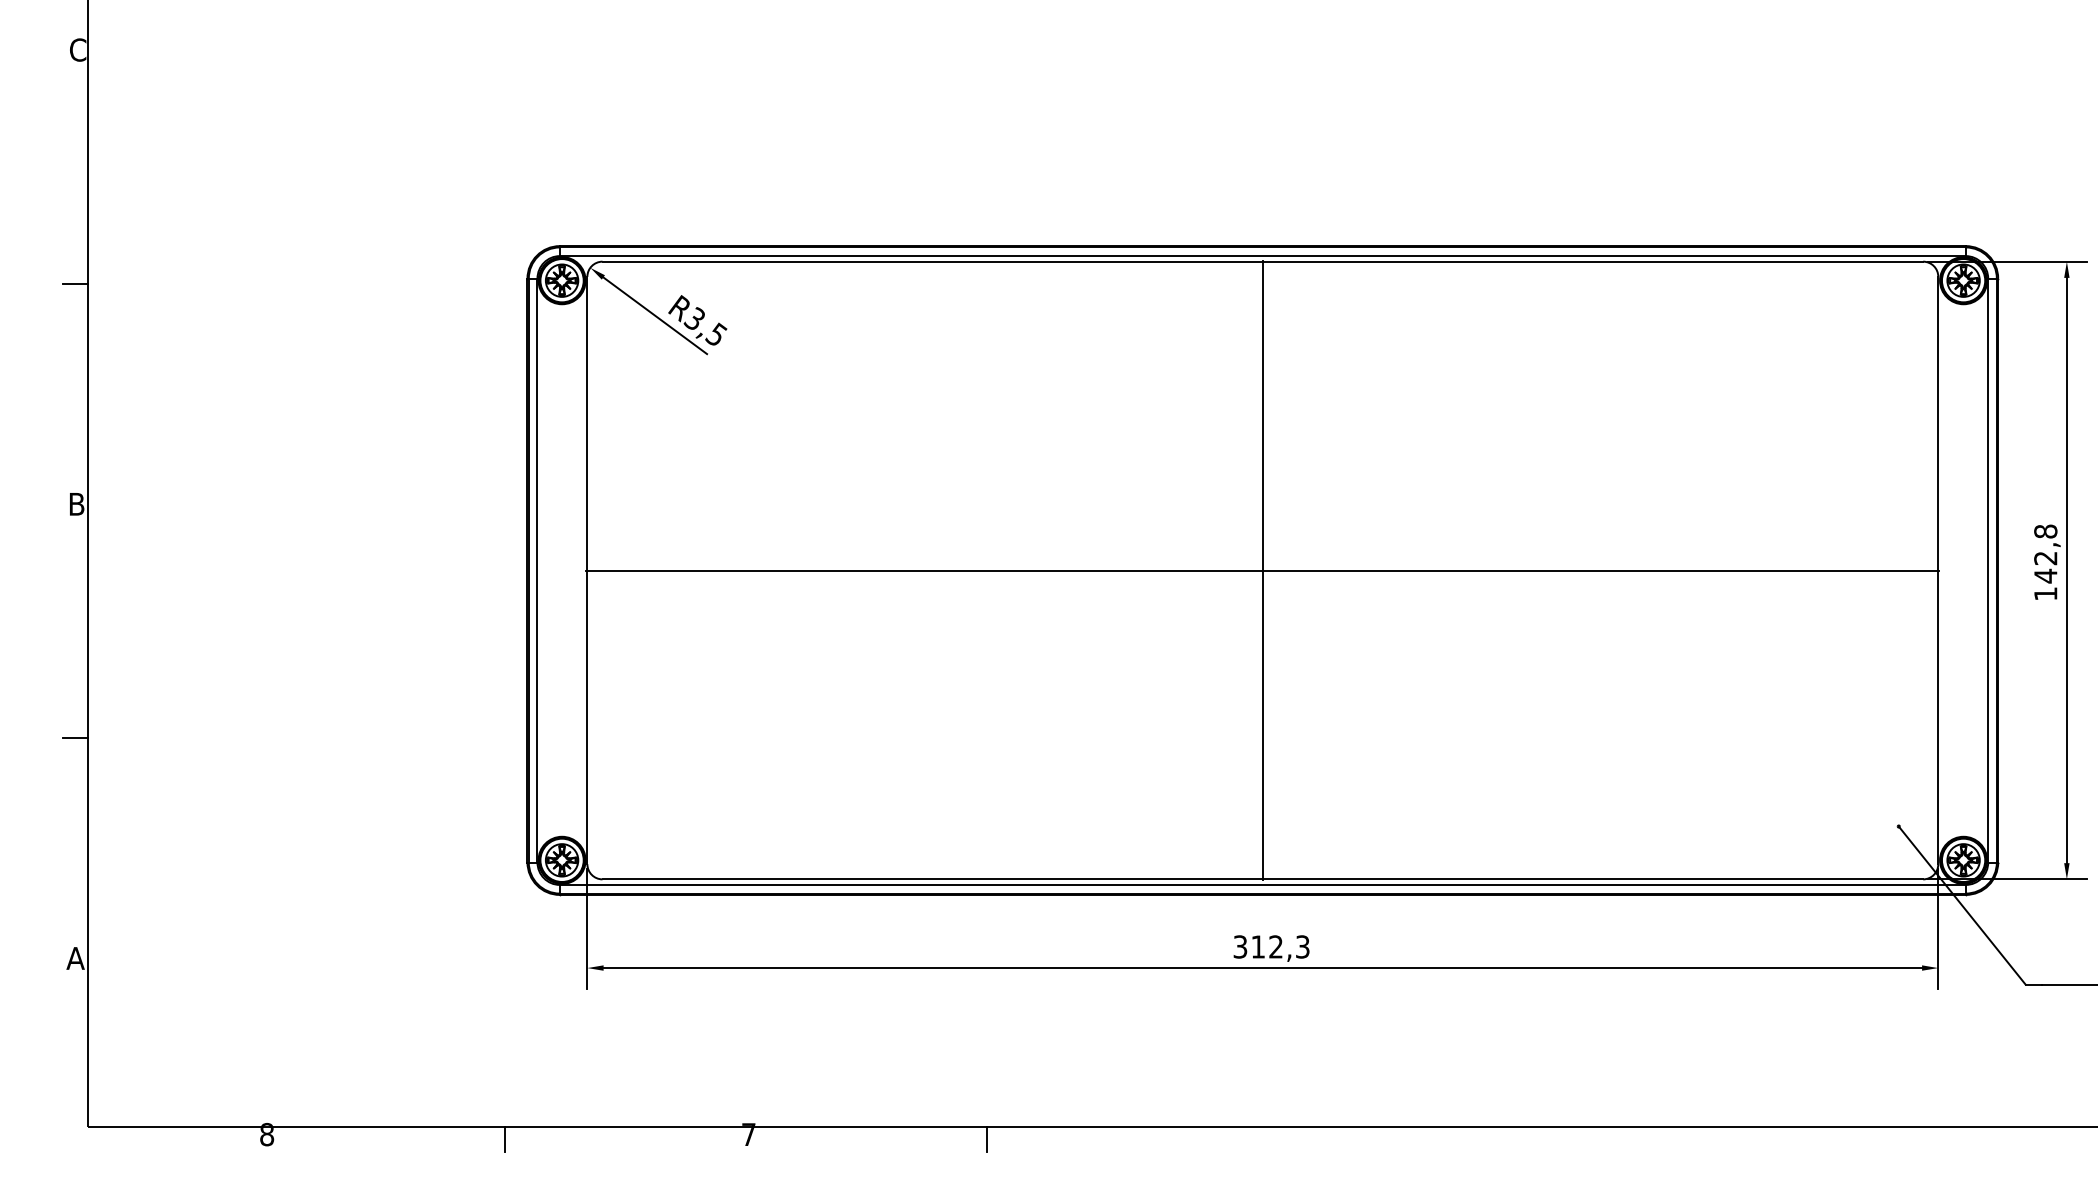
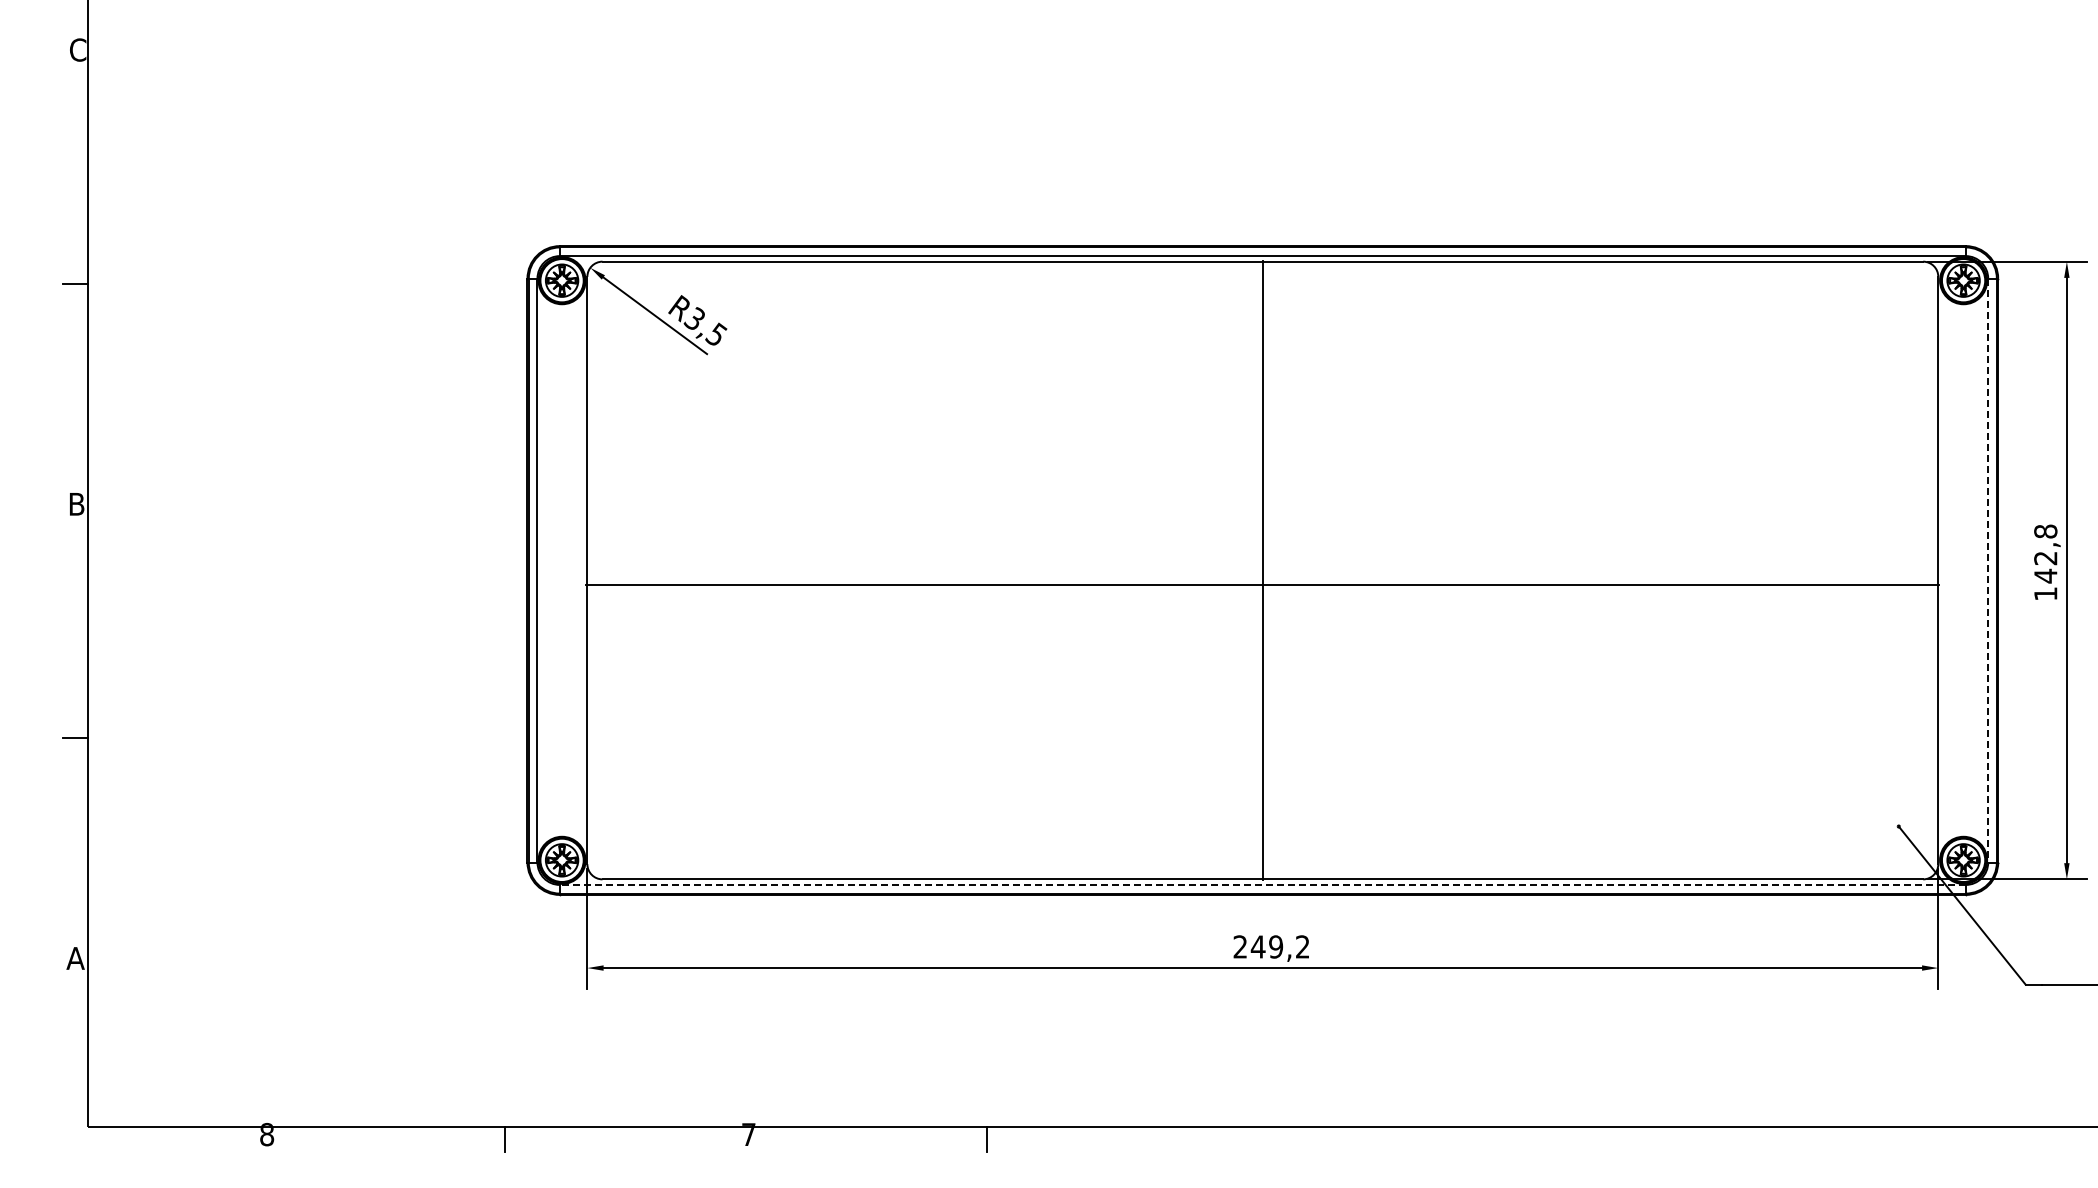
line position: (1262, 570) -> (1262, 584) (1262, 584)
line: solid -> dashed (1988, 570)
line: solid -> dashed (1262, 884)
text: 312,3 -> 249,2 (1271, 946)
